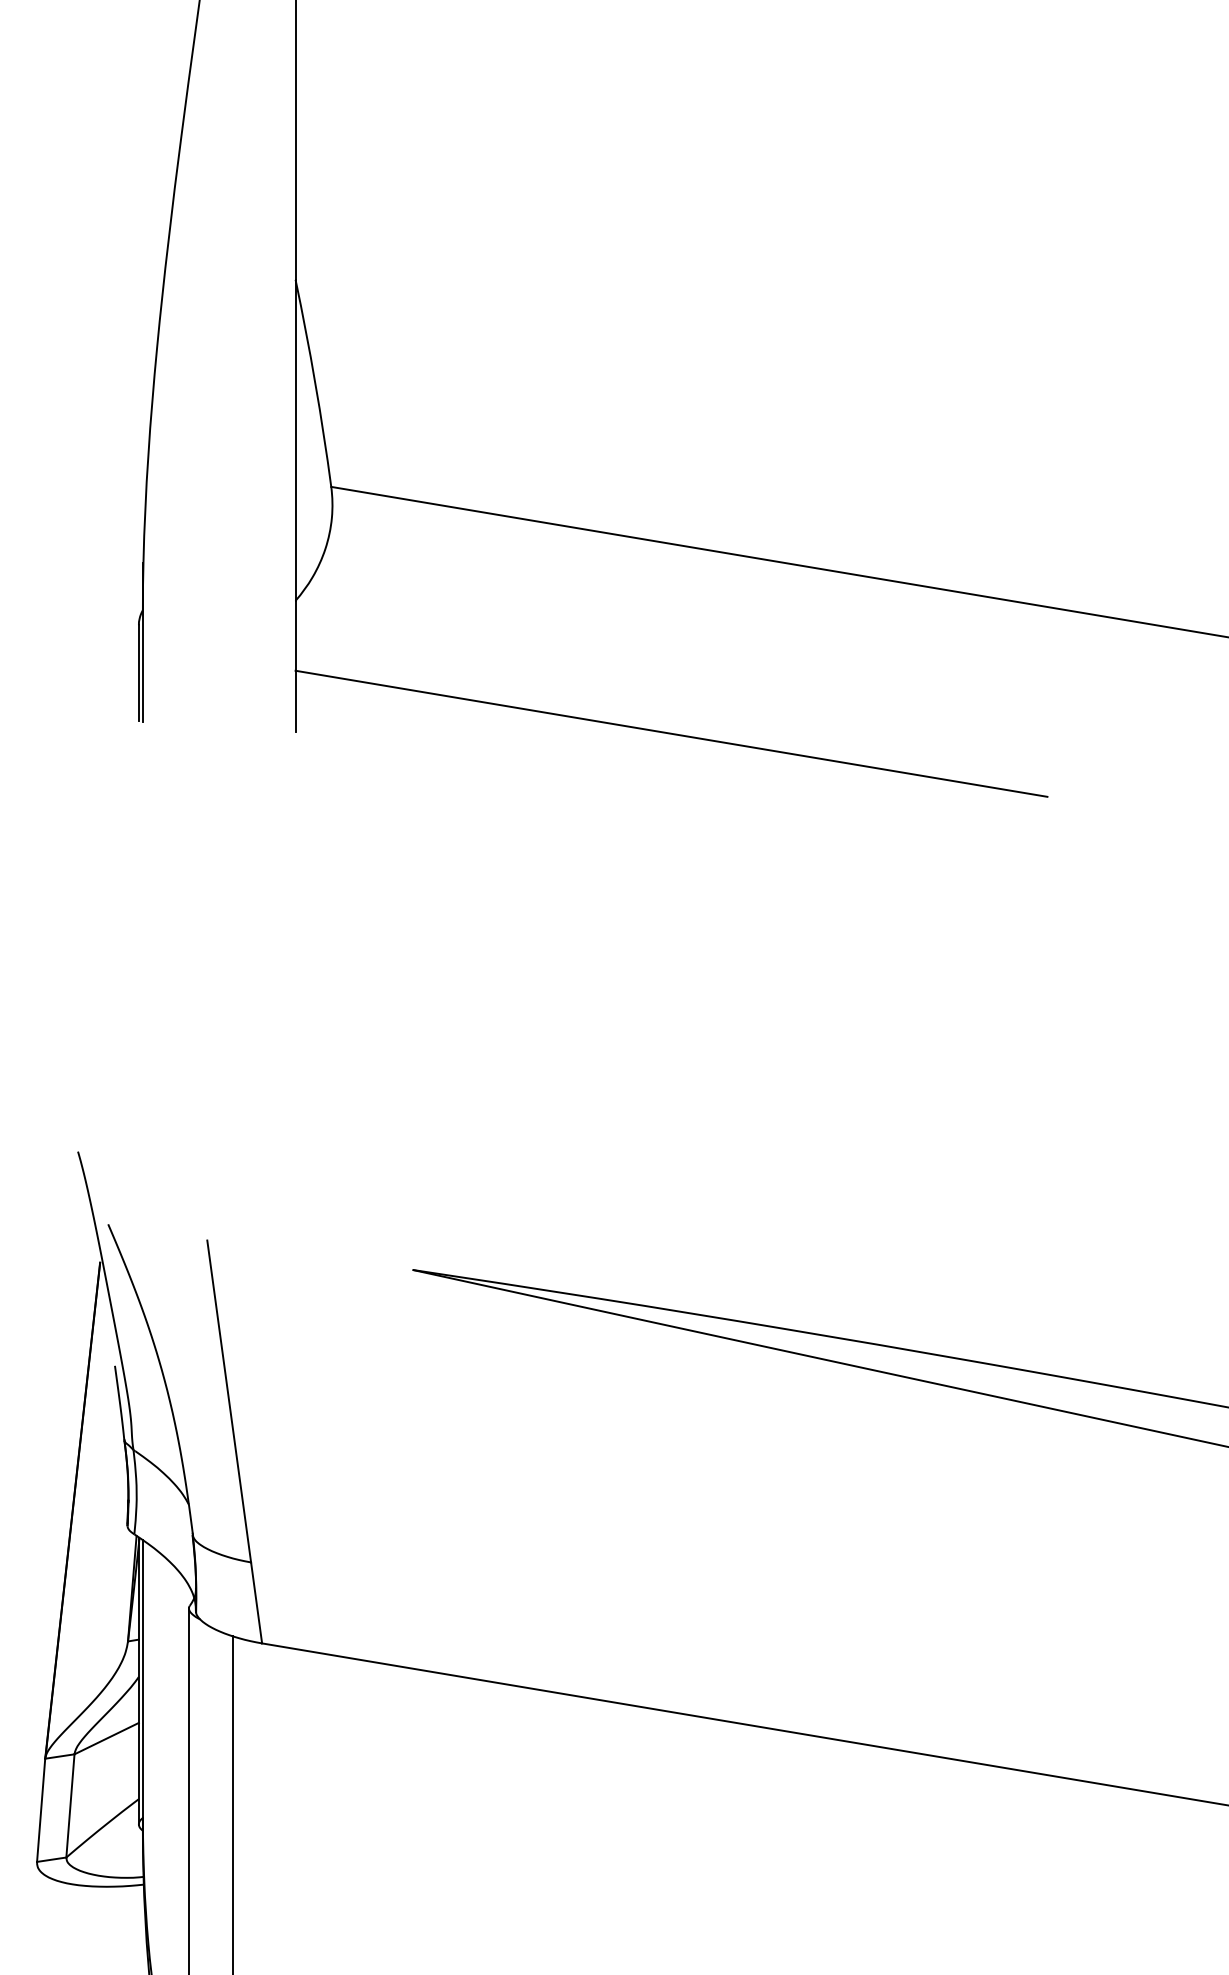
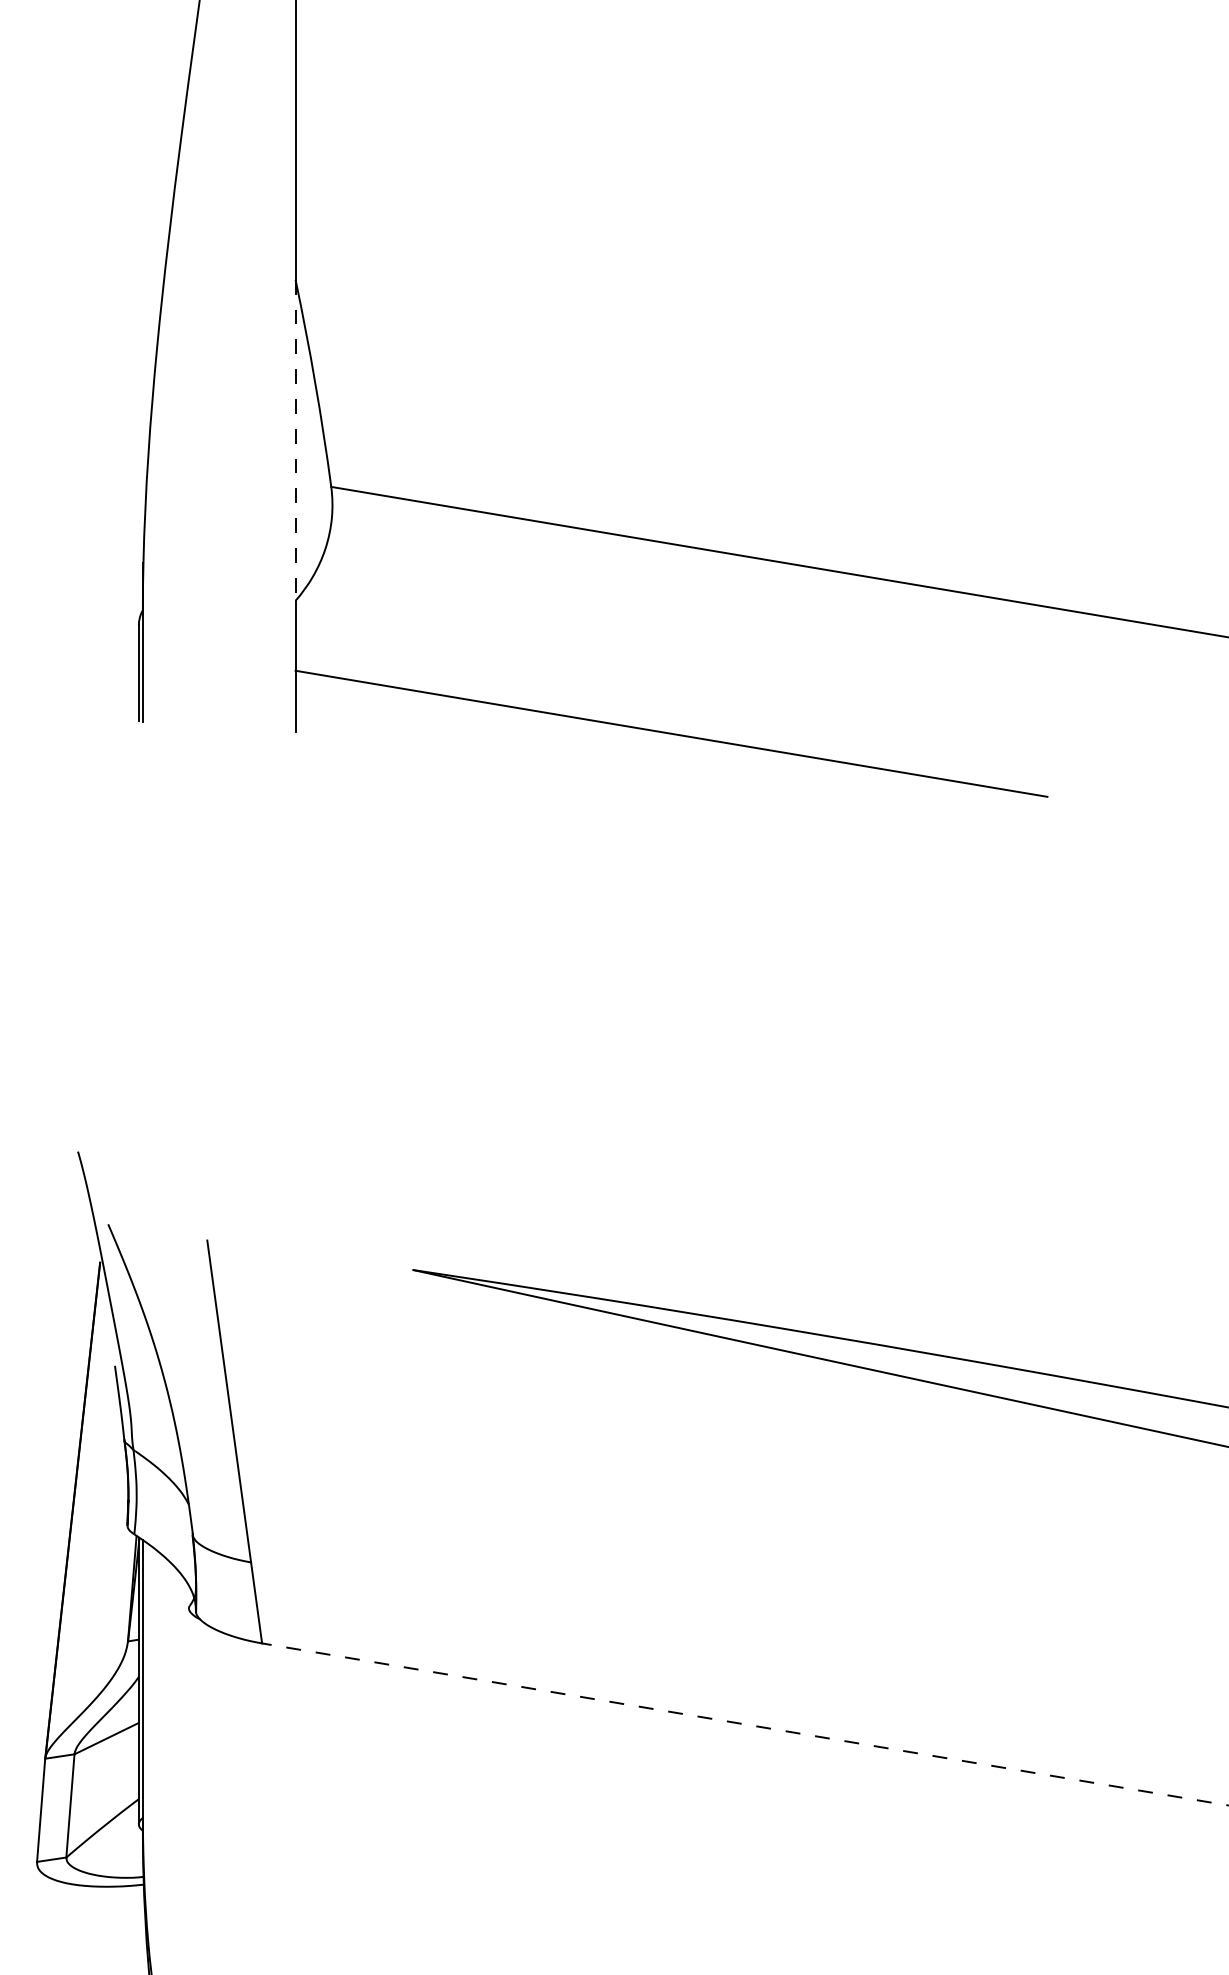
line: solid -> dashed (295, 440)
line: solid -> dashed (745, 1724)
line: present -> none (188, 1789)
line: present -> none (233, 1803)
